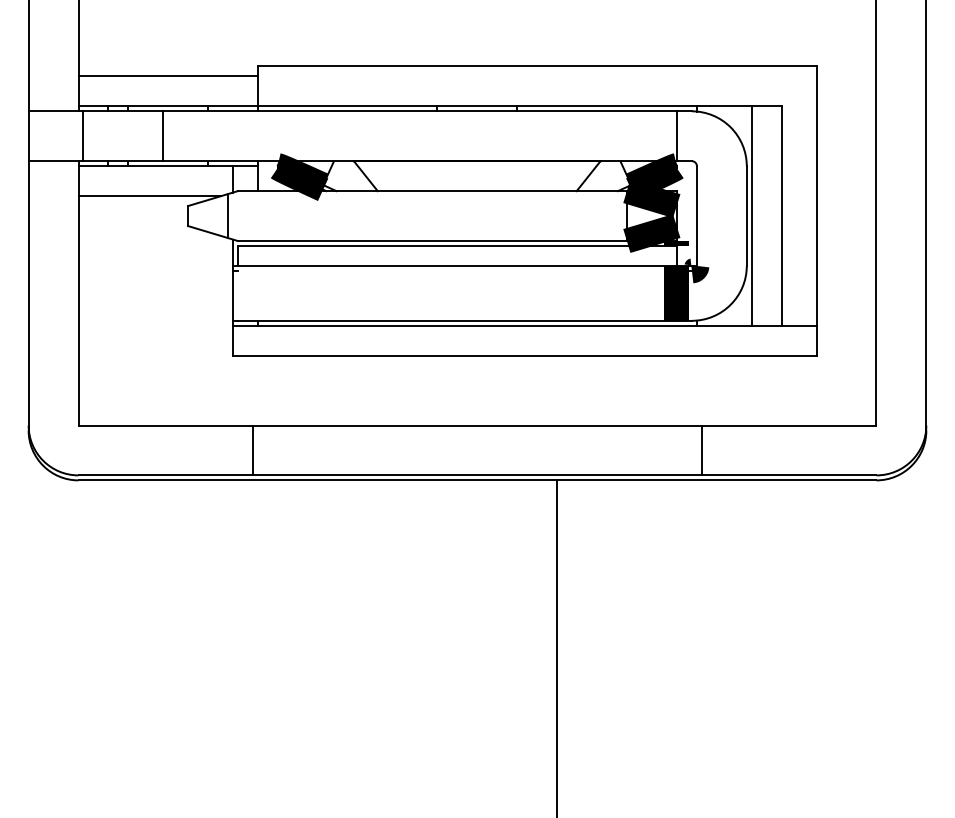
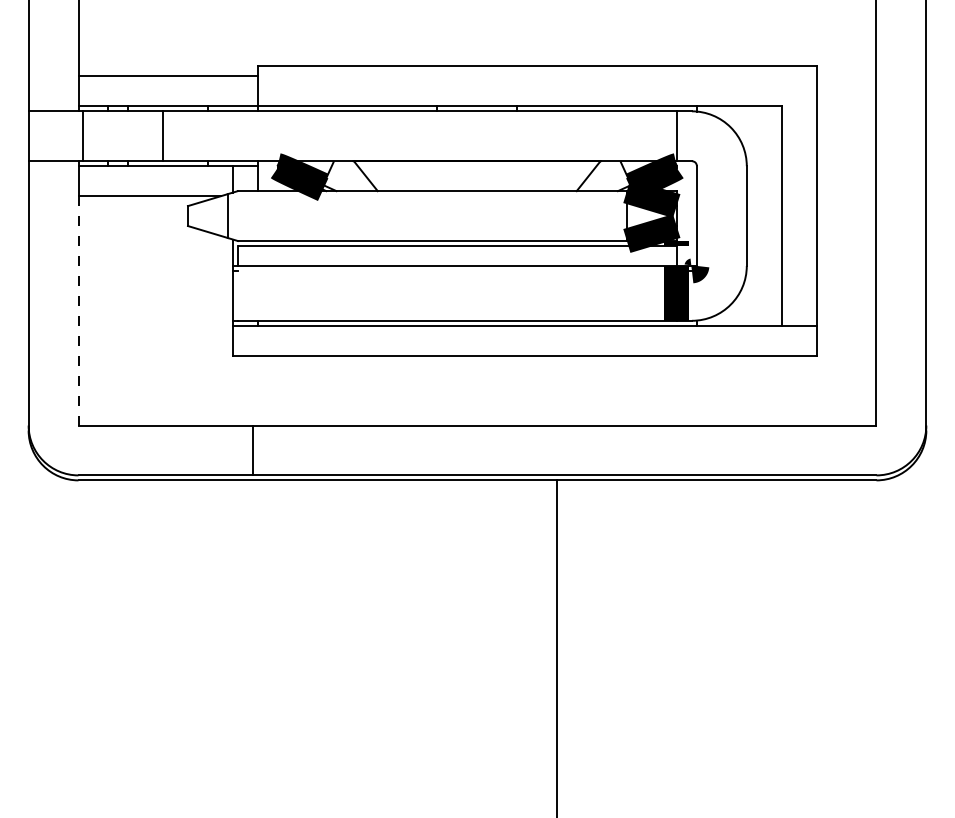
line: present -> none (751, 215)
line: solid -> dashed (78, 310)
line: present -> none (701, 450)
